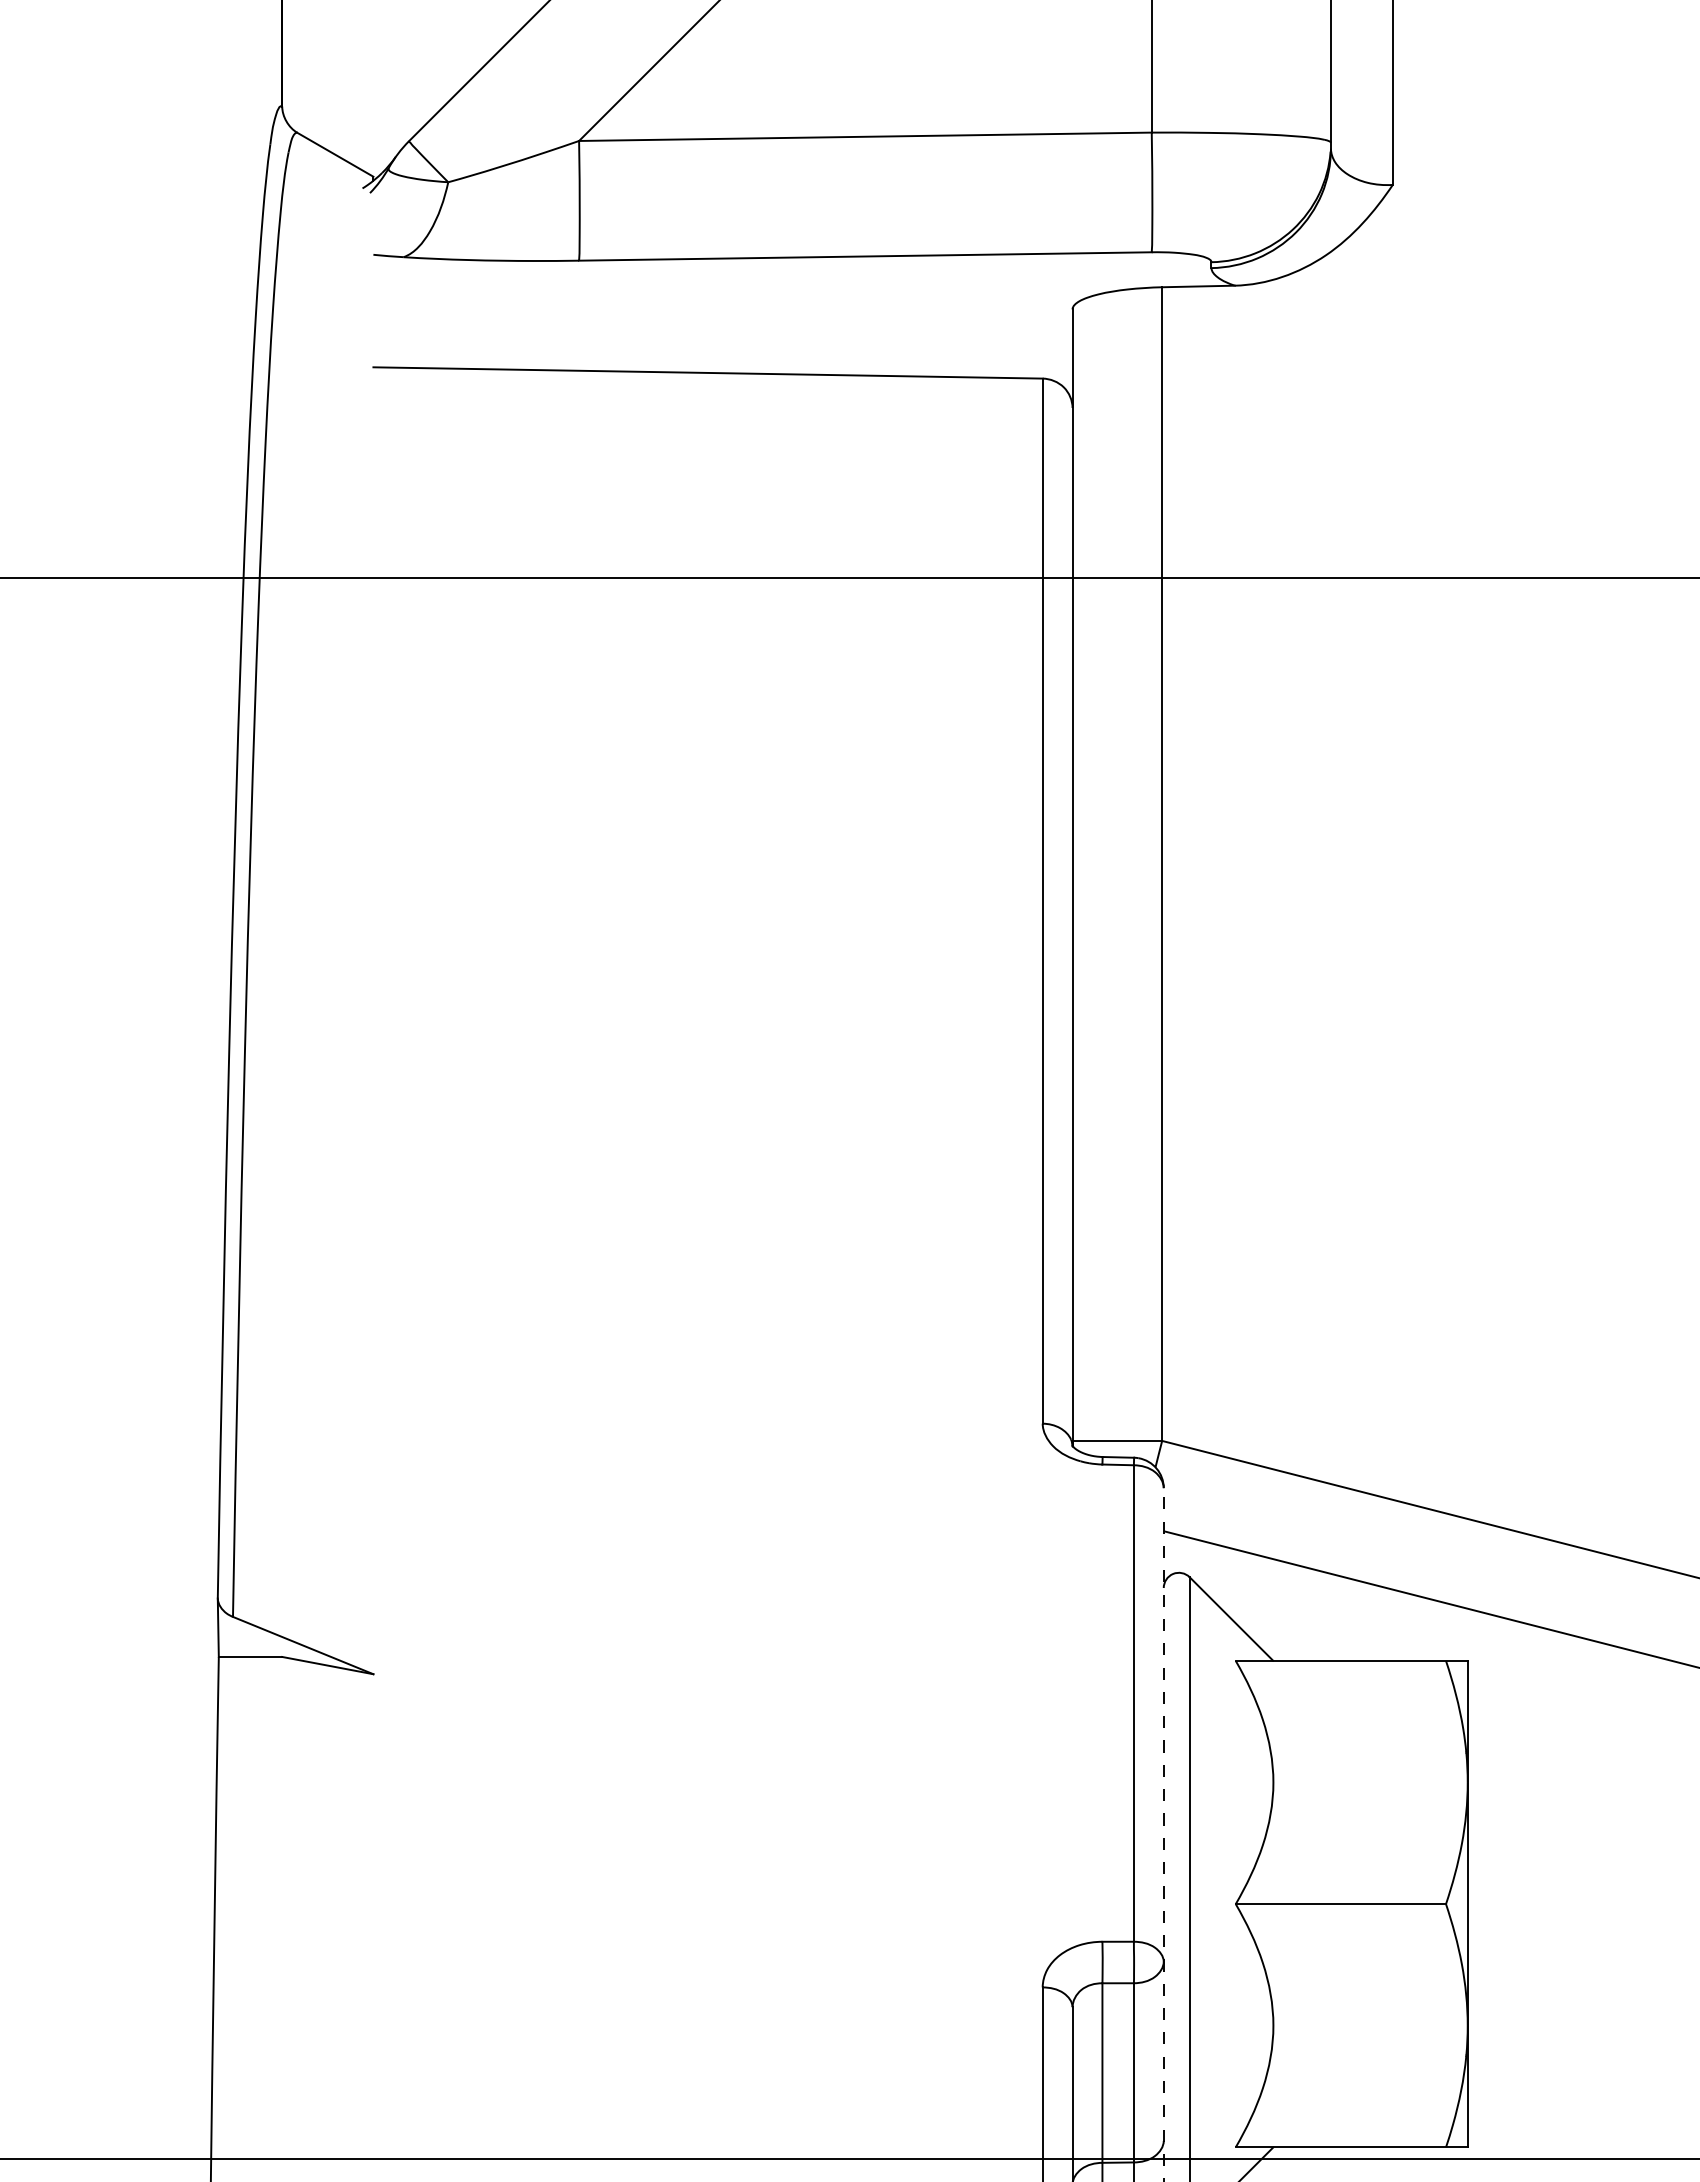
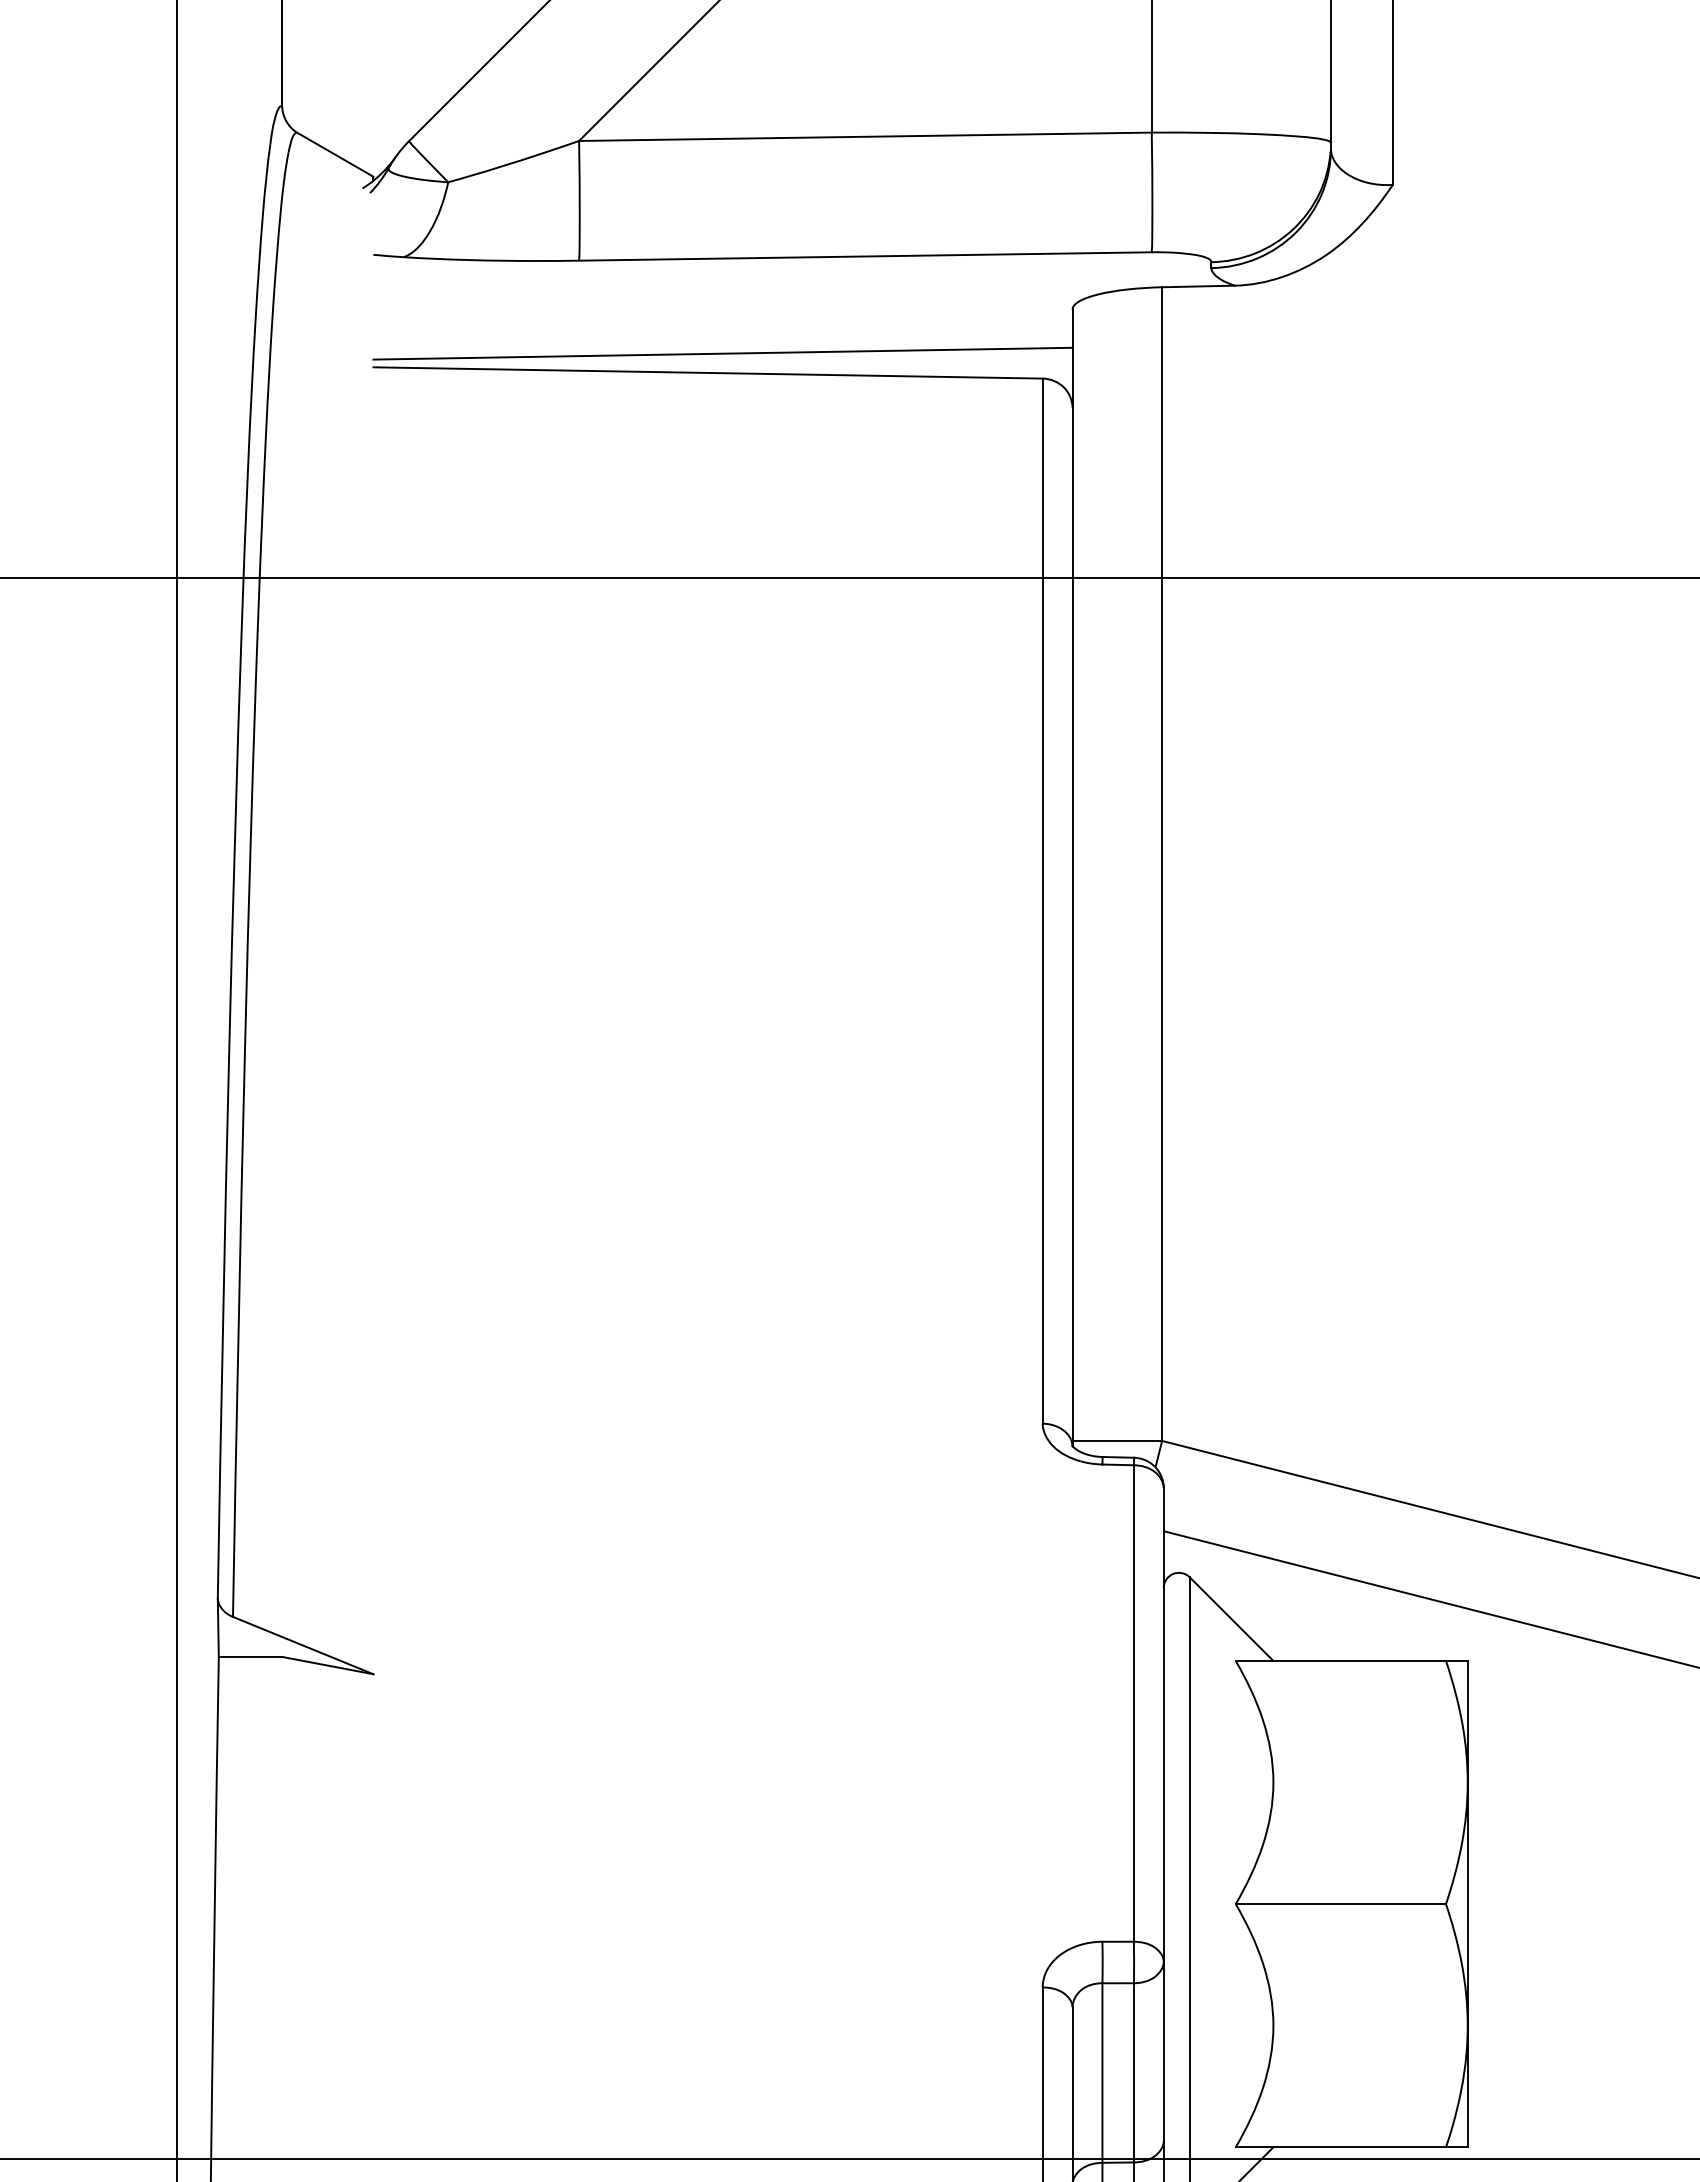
line: none -> present (722, 353)
line: none -> present (176, 1090)
line: dashed -> solid (1163, 1834)
